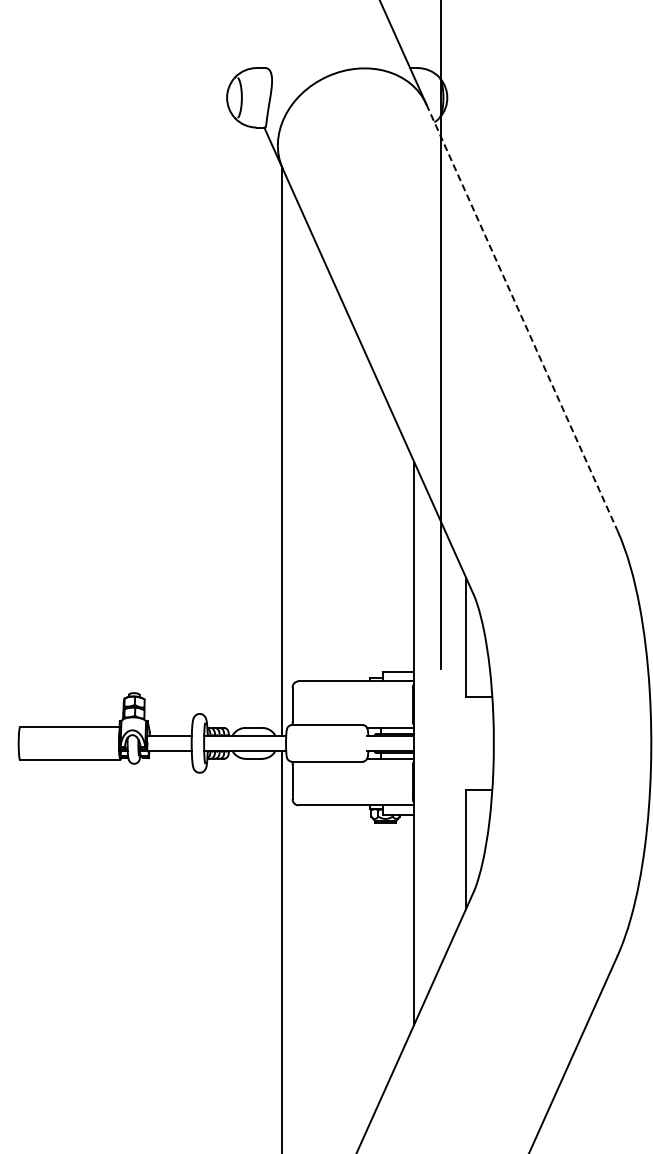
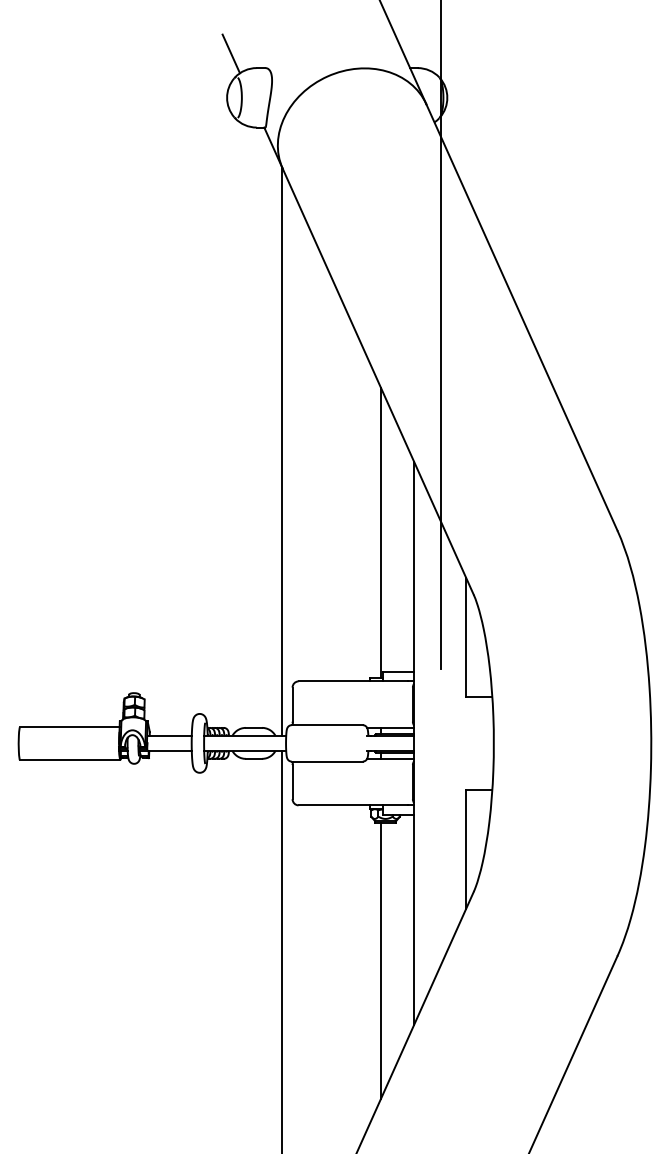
line: none -> present (230, 53)
line: dashed -> solid (522, 317)
line: none -> present (380, 532)
line: none -> present (380, 960)
